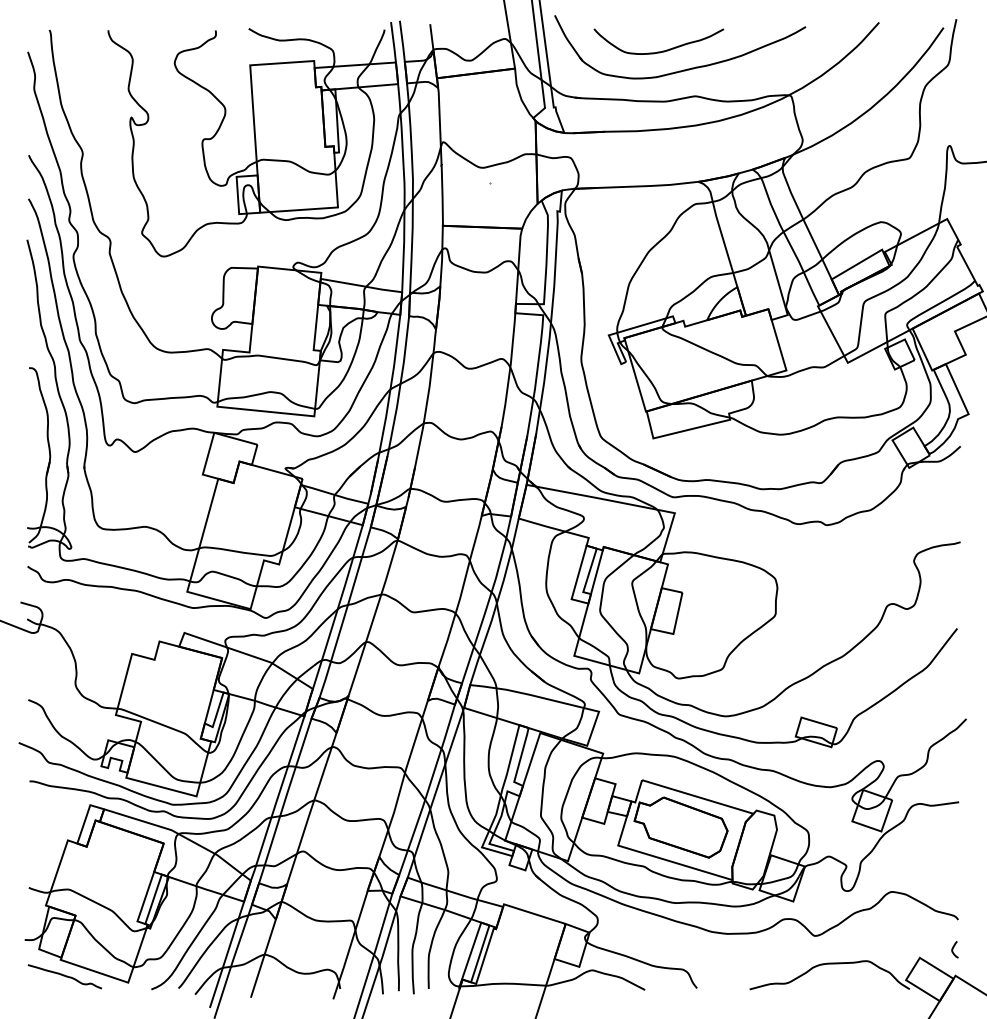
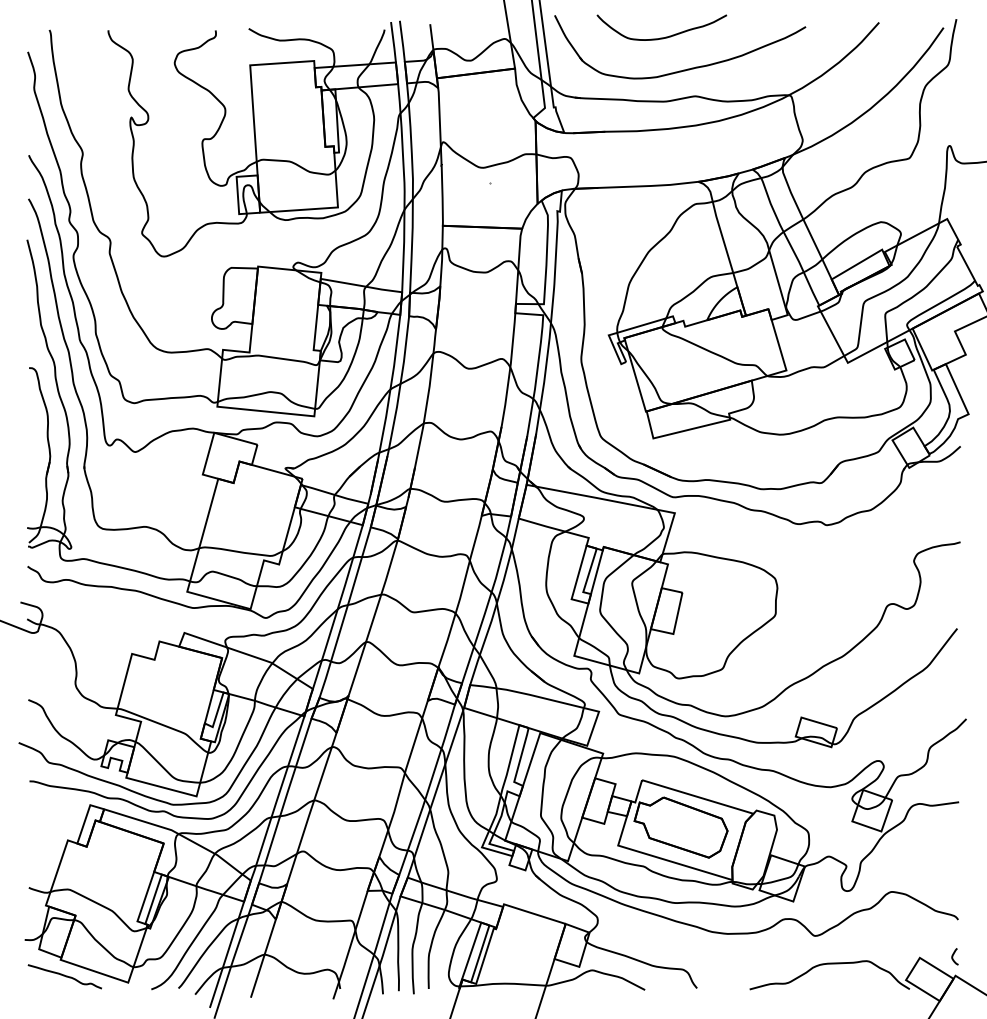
curve position: (662, 50) -> (665, 36) (665, 36)
curve position: (953, 949) -> (953, 956) (953, 956)
